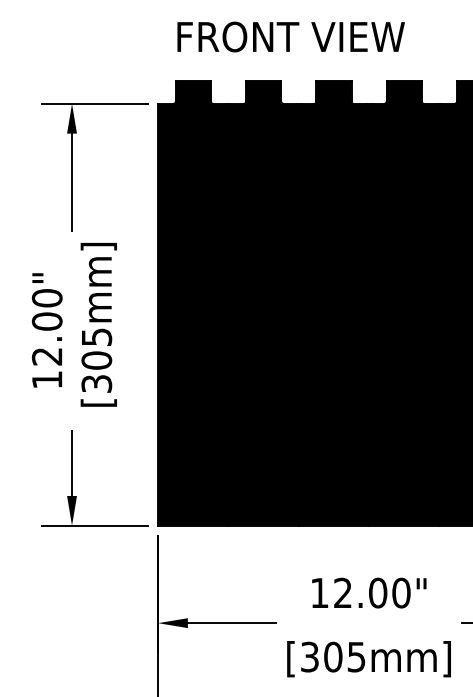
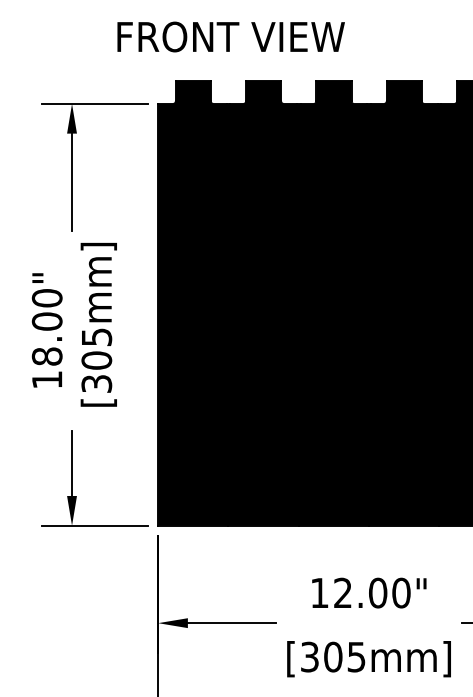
text position: (290, 36) -> (230, 36) (230, 36)
text: 12.00" -> 18.00" (47, 356)
